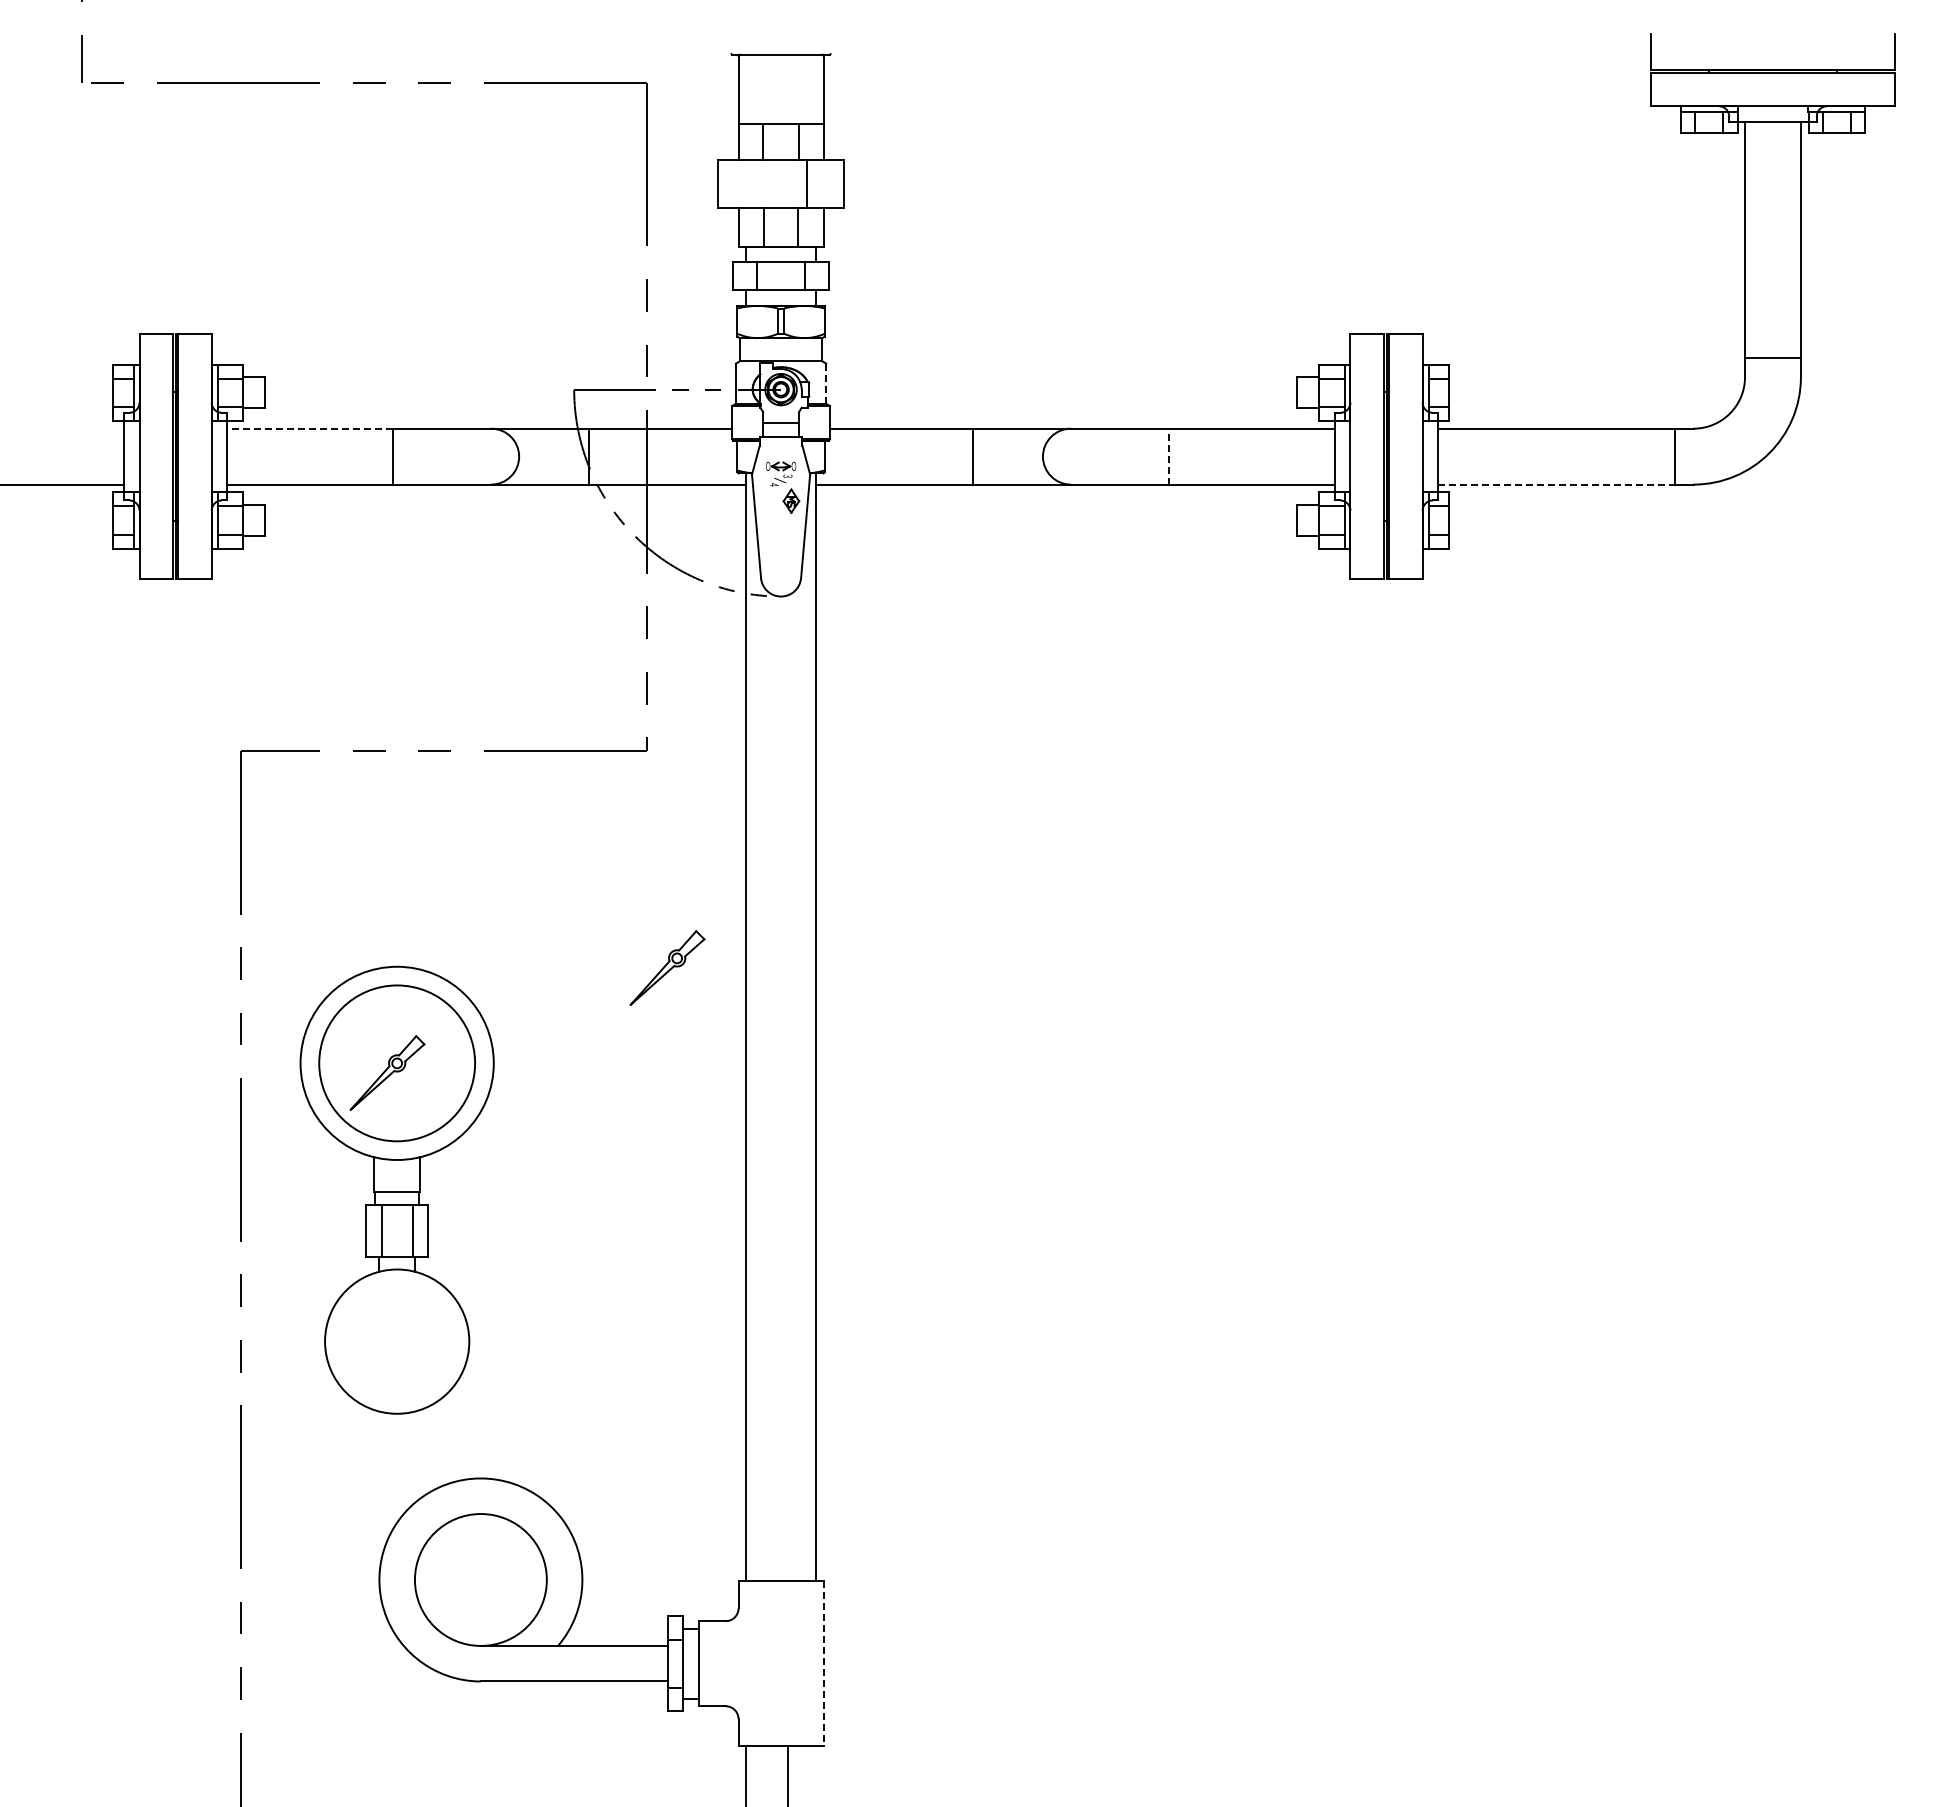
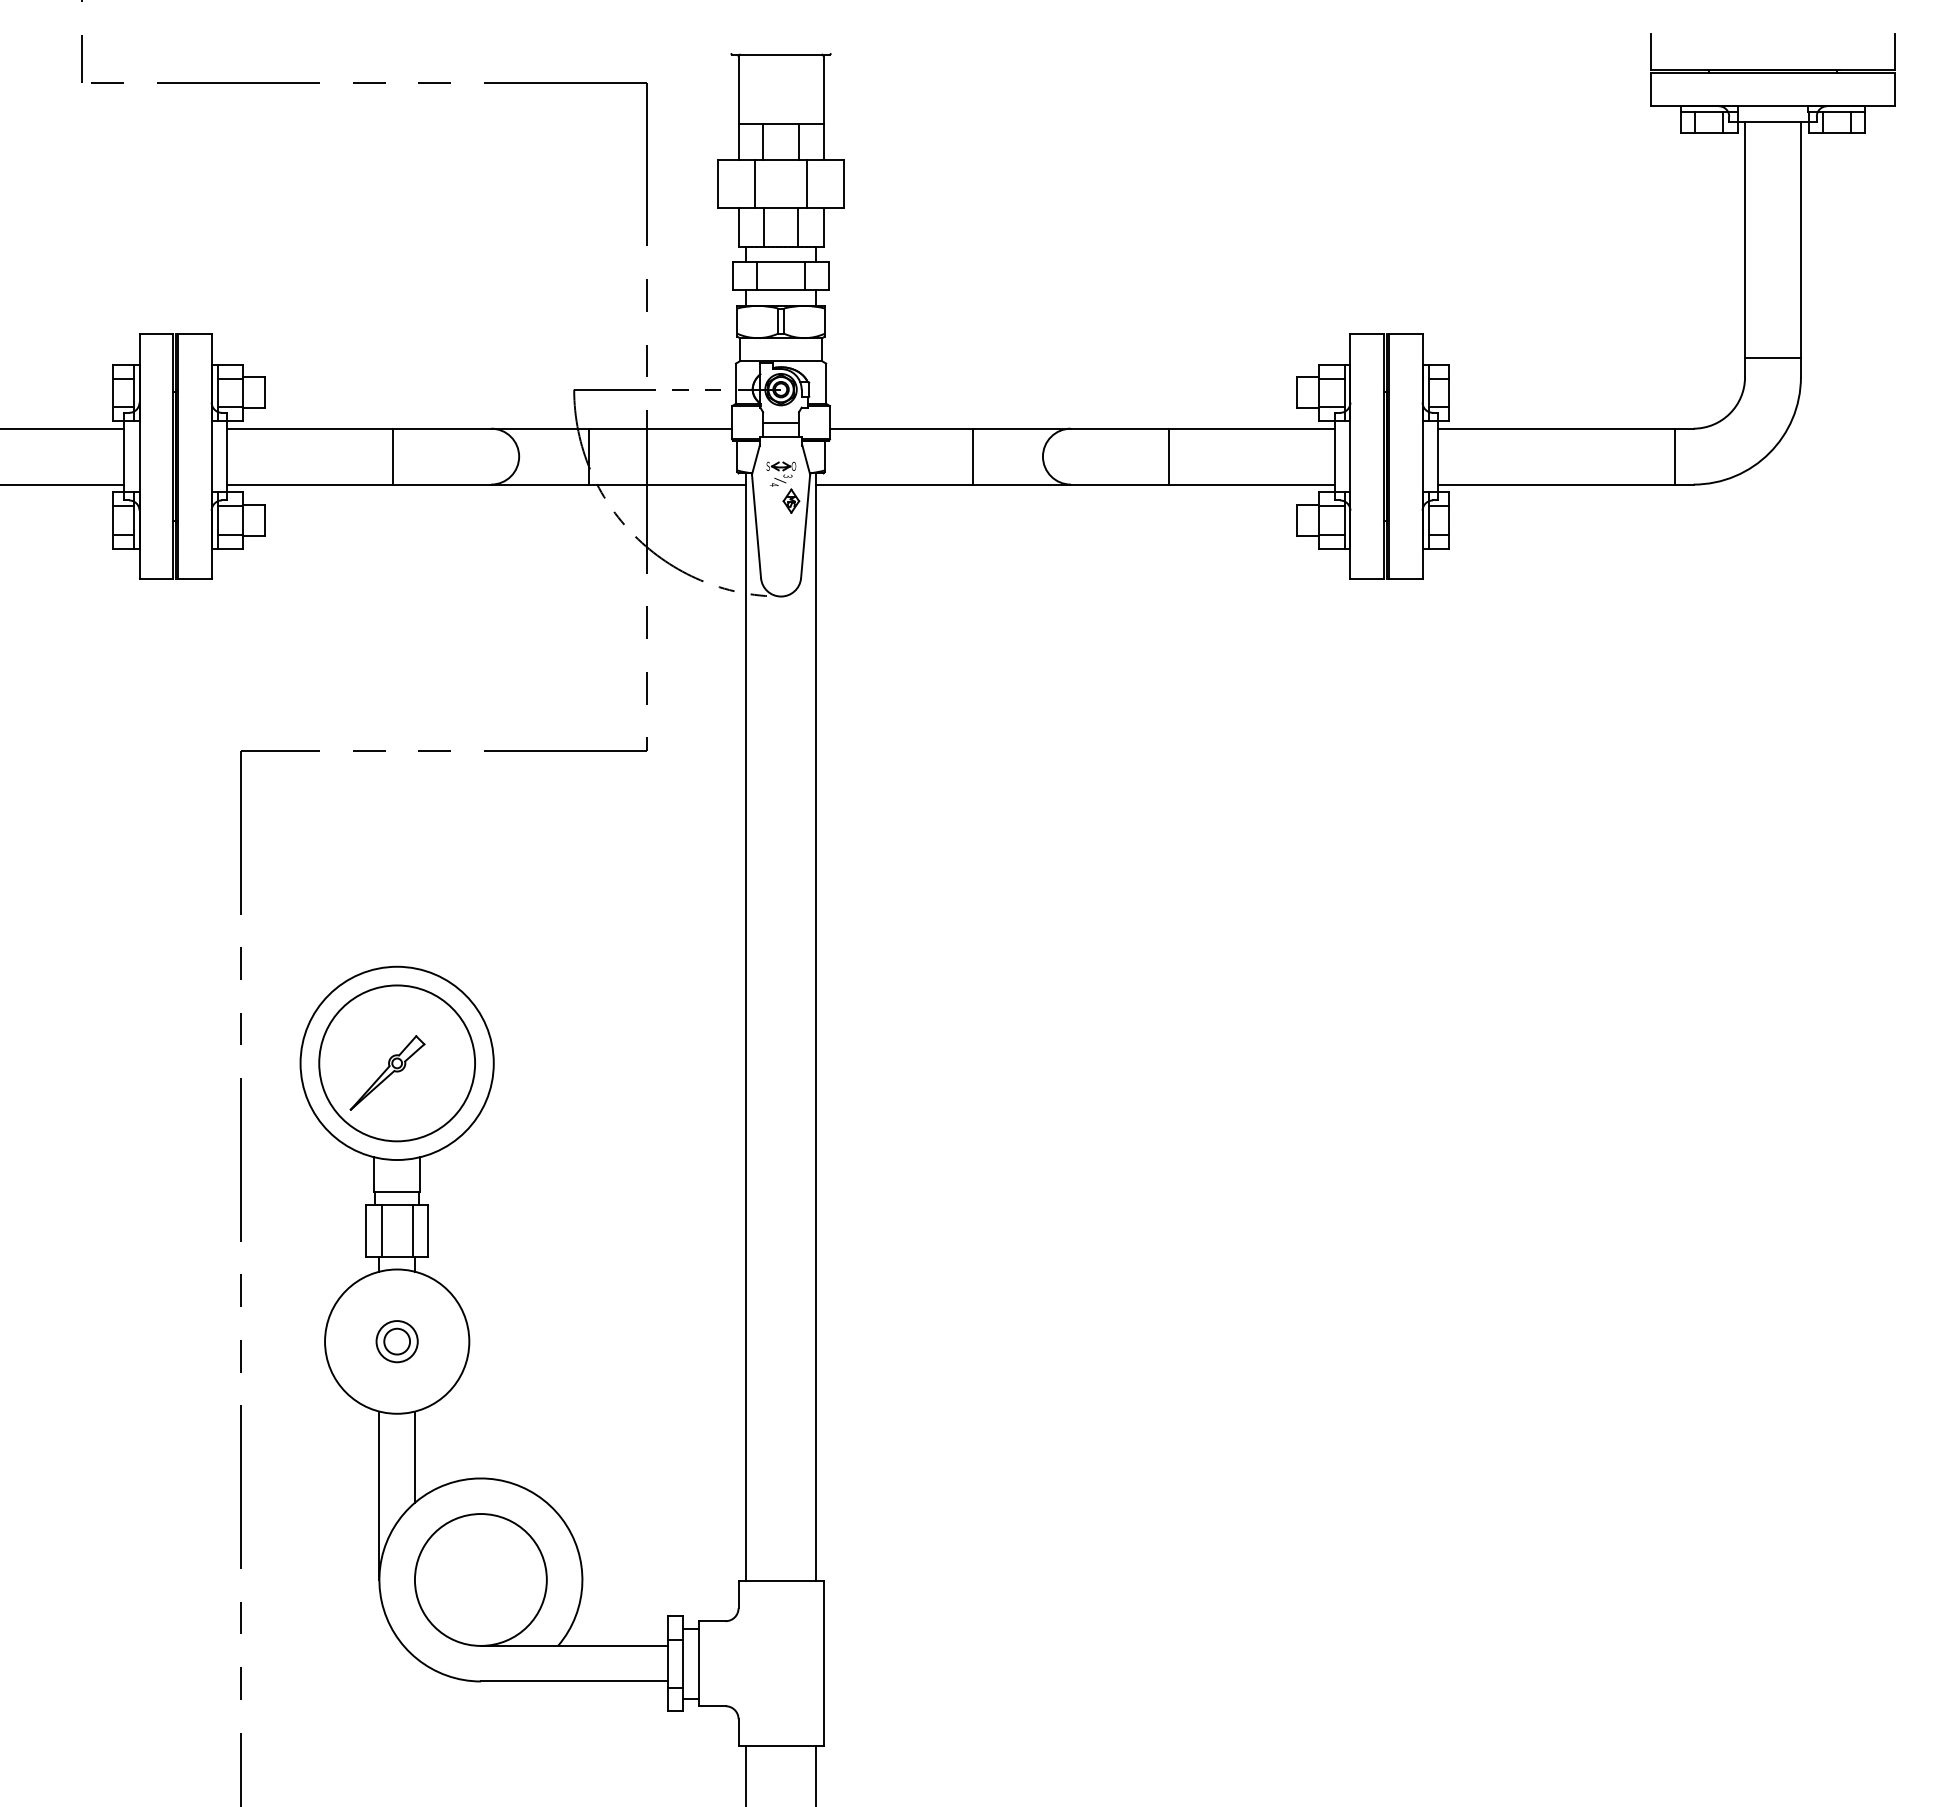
line: none -> present (755, 184)
line: dashed -> solid (826, 383)
line: none -> present (63, 428)
line: dashed -> solid (310, 428)
line: dashed -> solid (1169, 456)
text: Ｏ -> Ｓ (768, 465)
line: dashed -> solid (1556, 484)
part: present -> none (667, 967)
part: none -> present (396, 1341)
line: none -> present (414, 1456)
line: none -> present (379, 1495)
line: dashed -> solid (823, 1664)
line position: (788, 1774) -> (816, 1774) (816, 1774)
